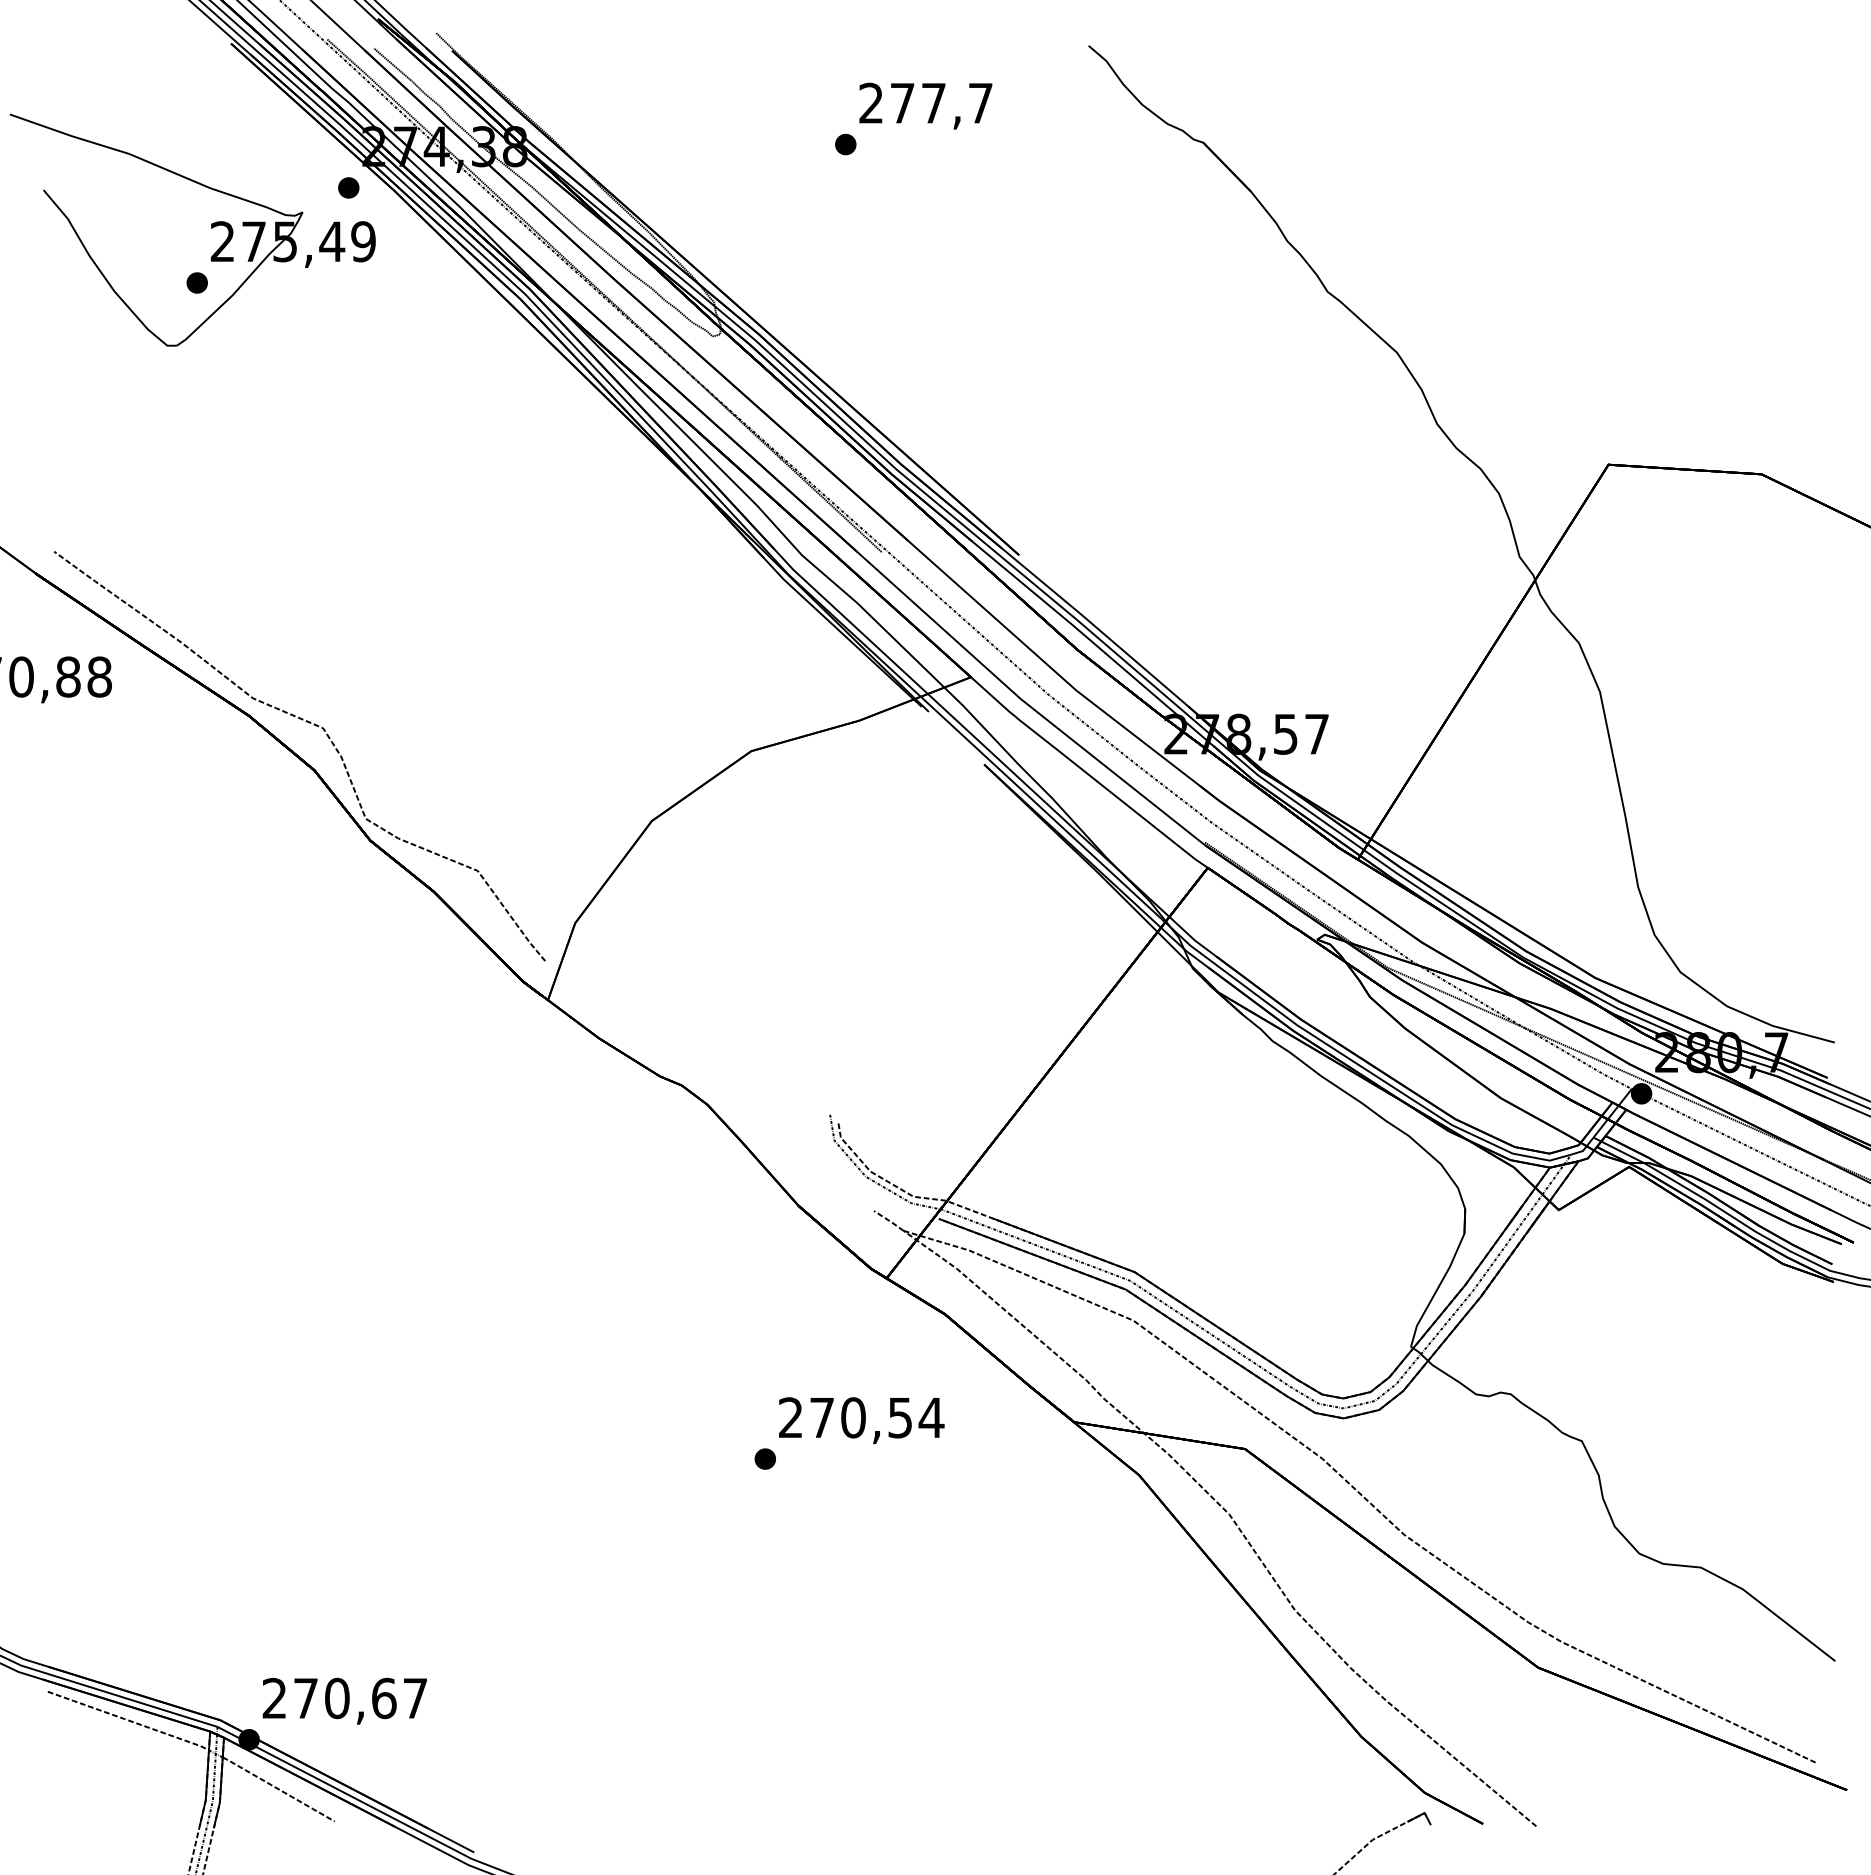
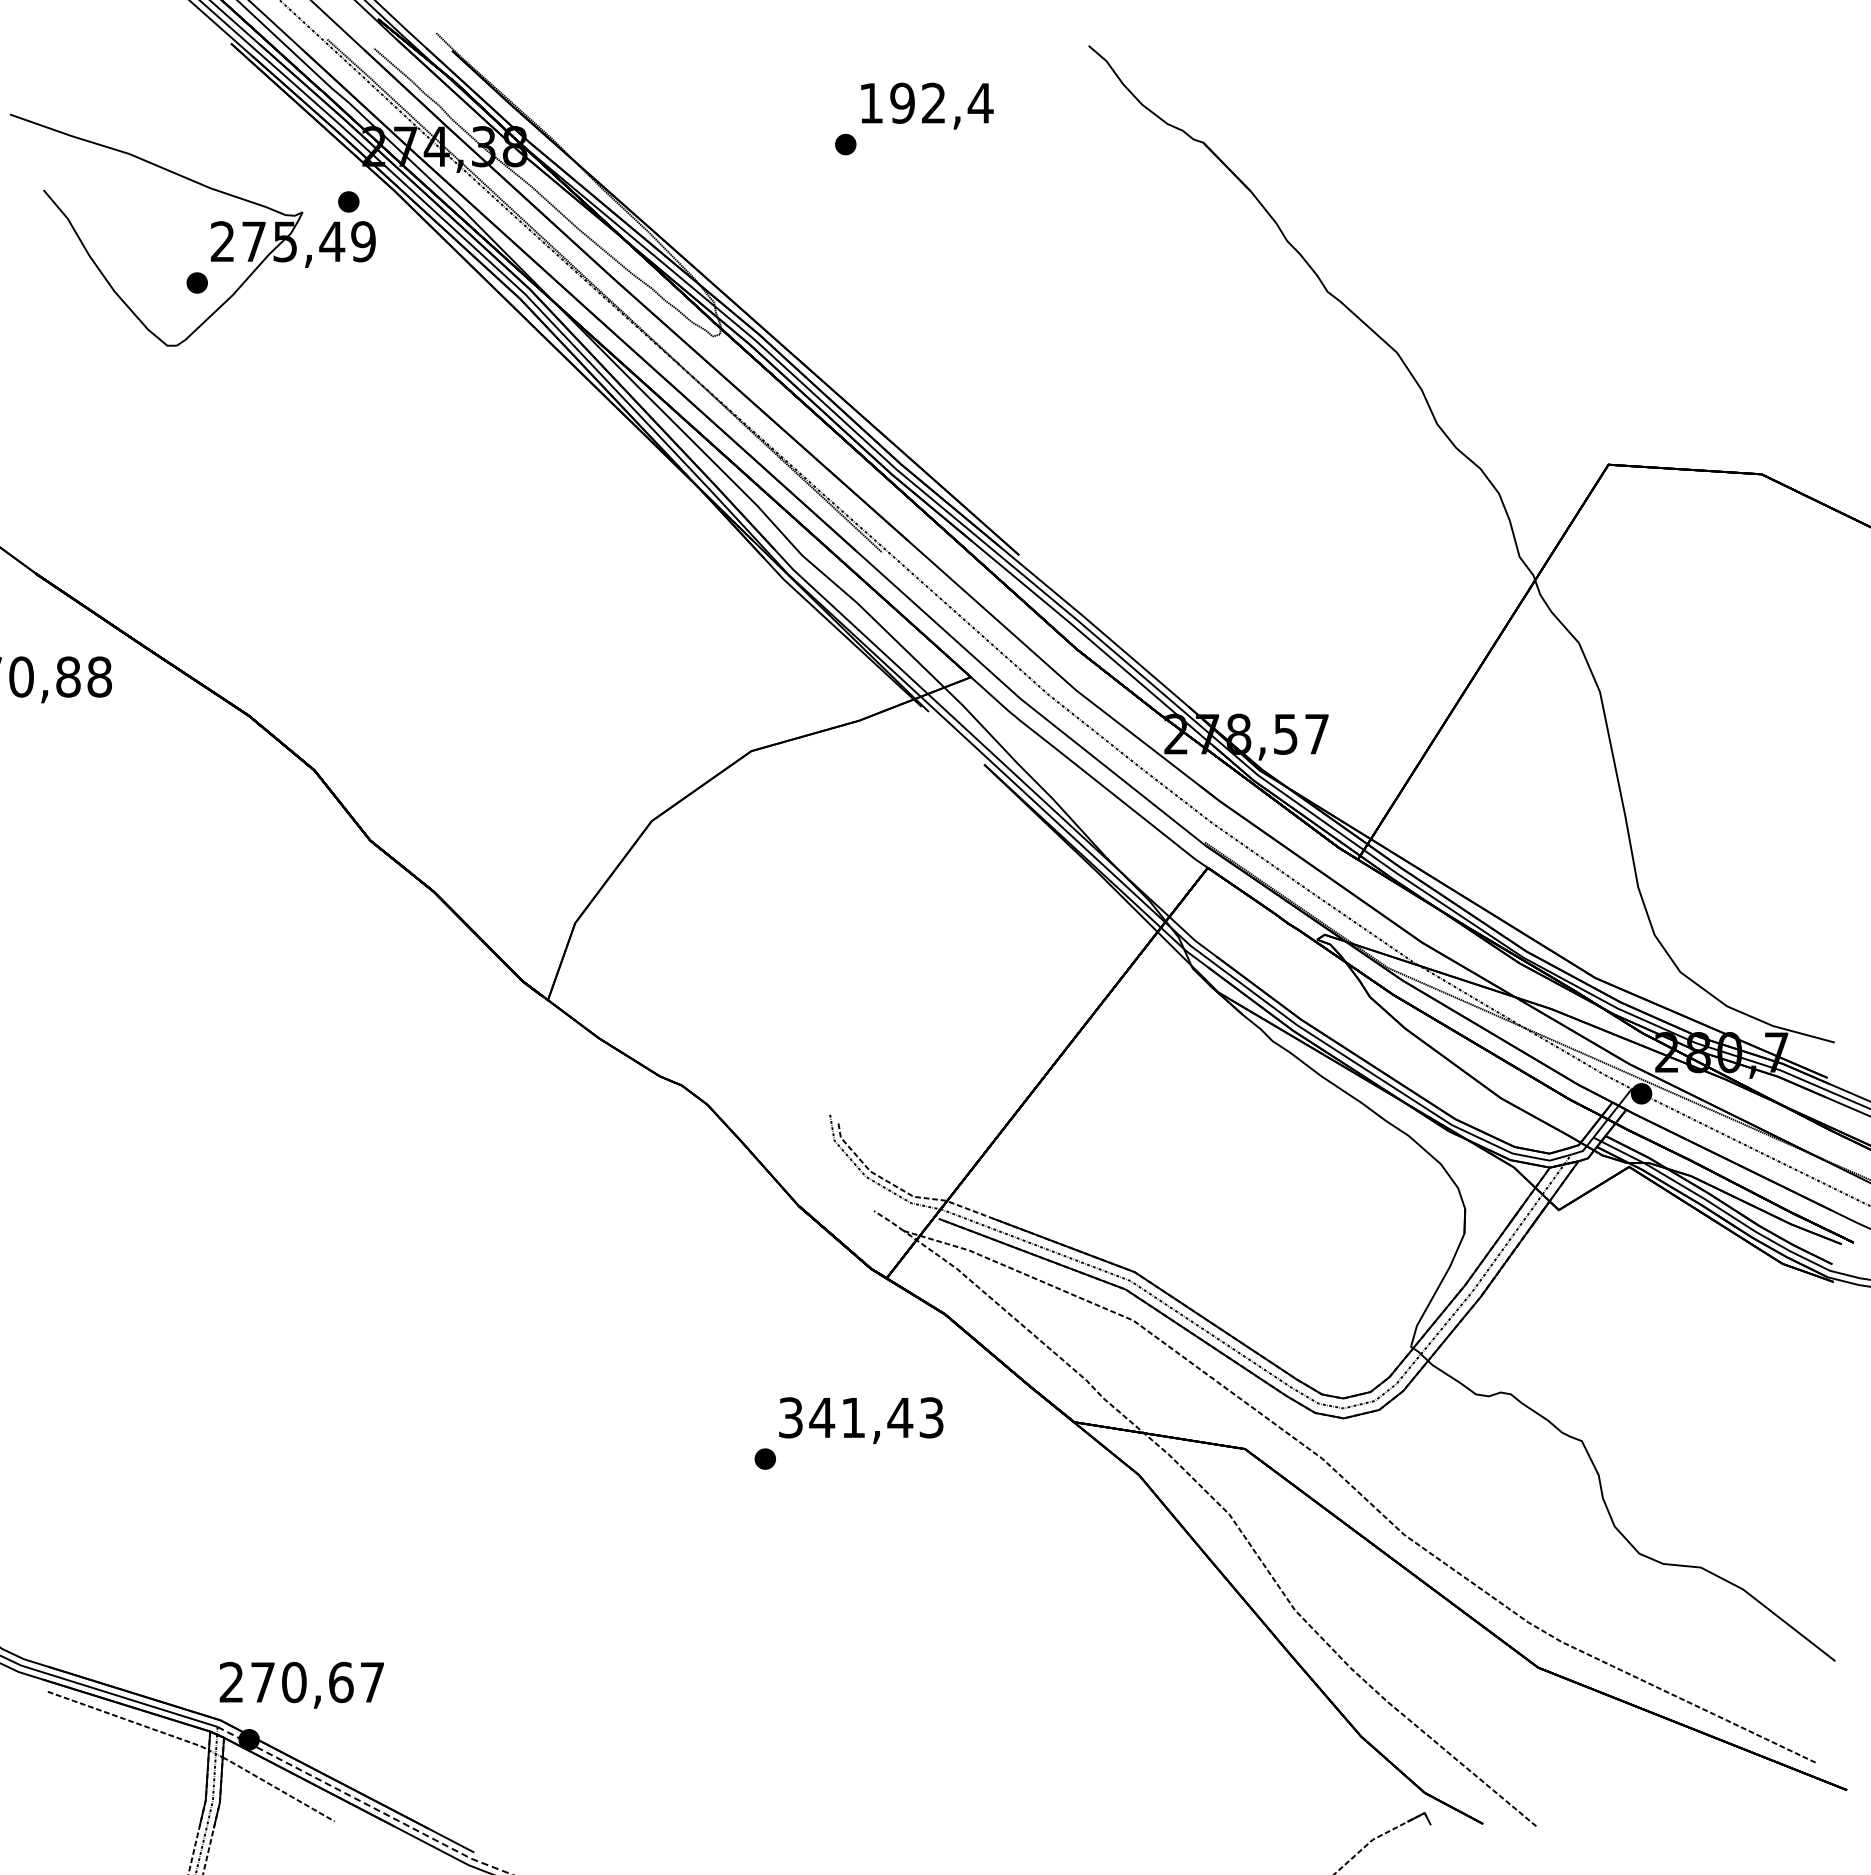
text: 277,7 -> 192,4 (926, 102)
part position: (348, 187) -> (348, 201) (348, 201)
curve: present -> none (327, 737)
text: 270,54 -> 341,43 (861, 1417)
text position: (344, 1700) -> (301, 1684) (301, 1684)
line: solid -> dashed (364, 1803)
